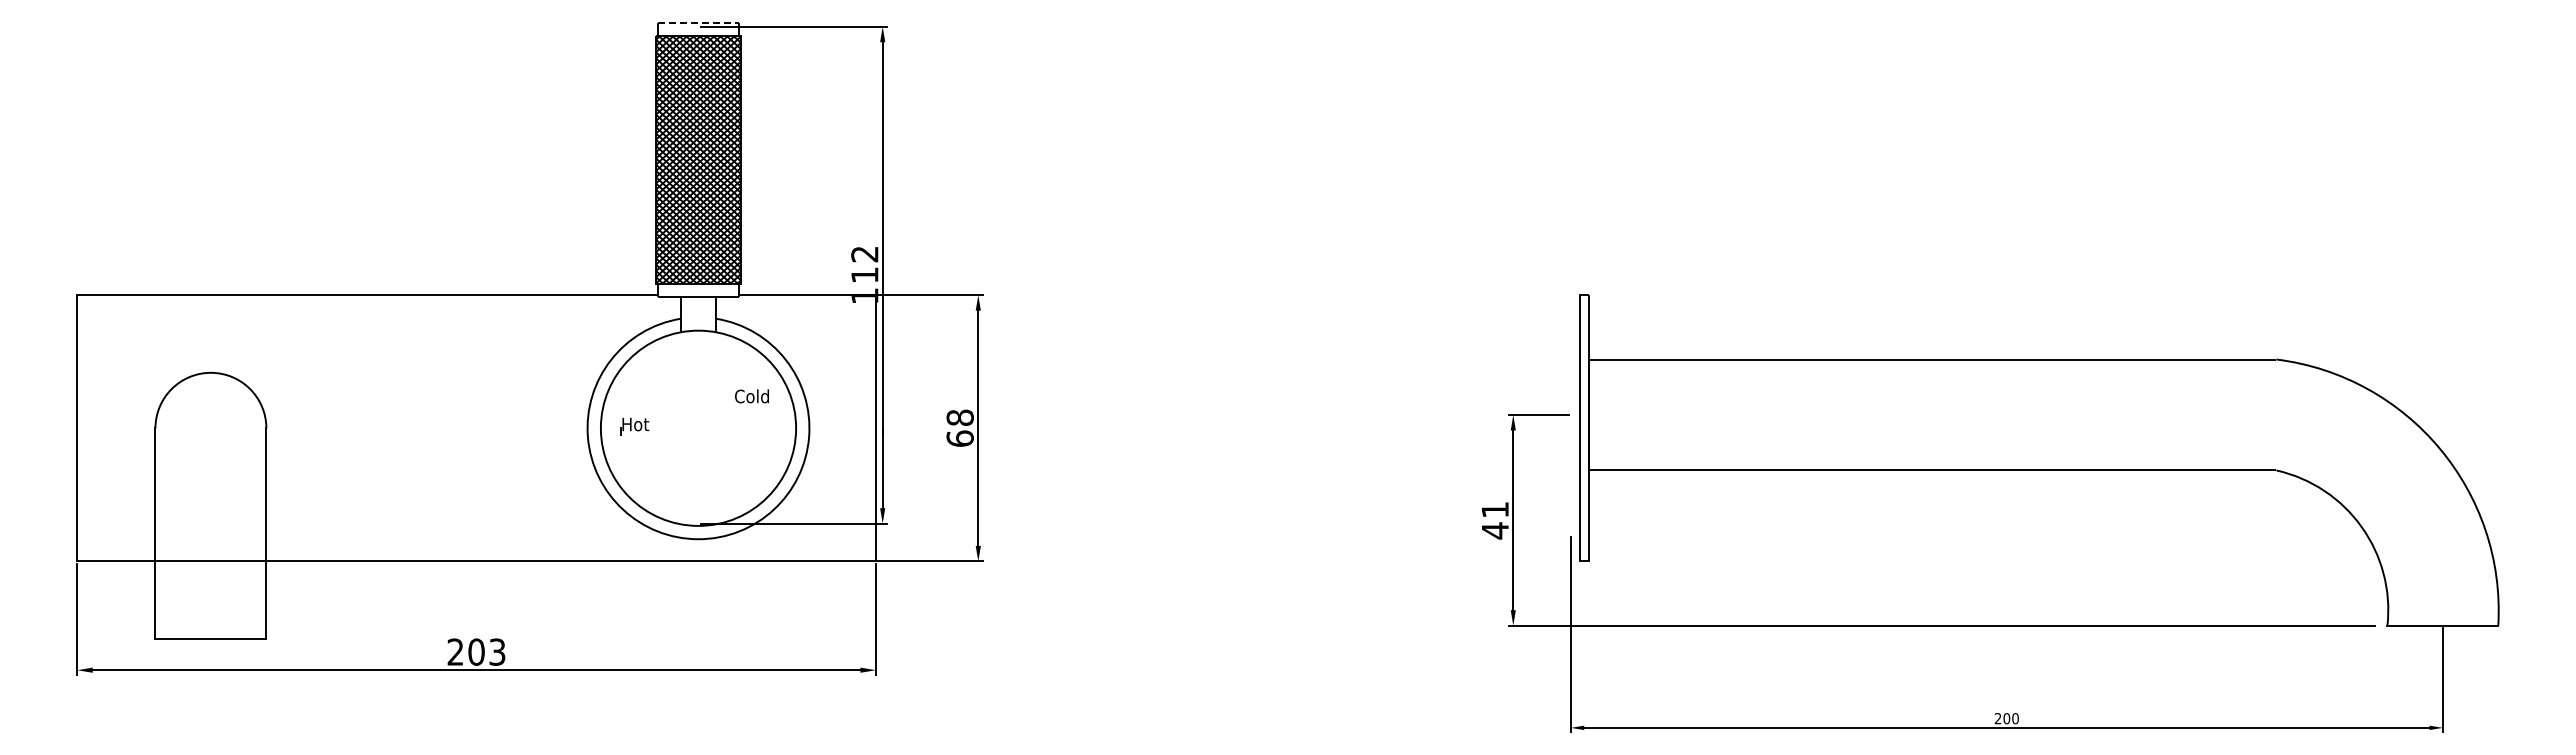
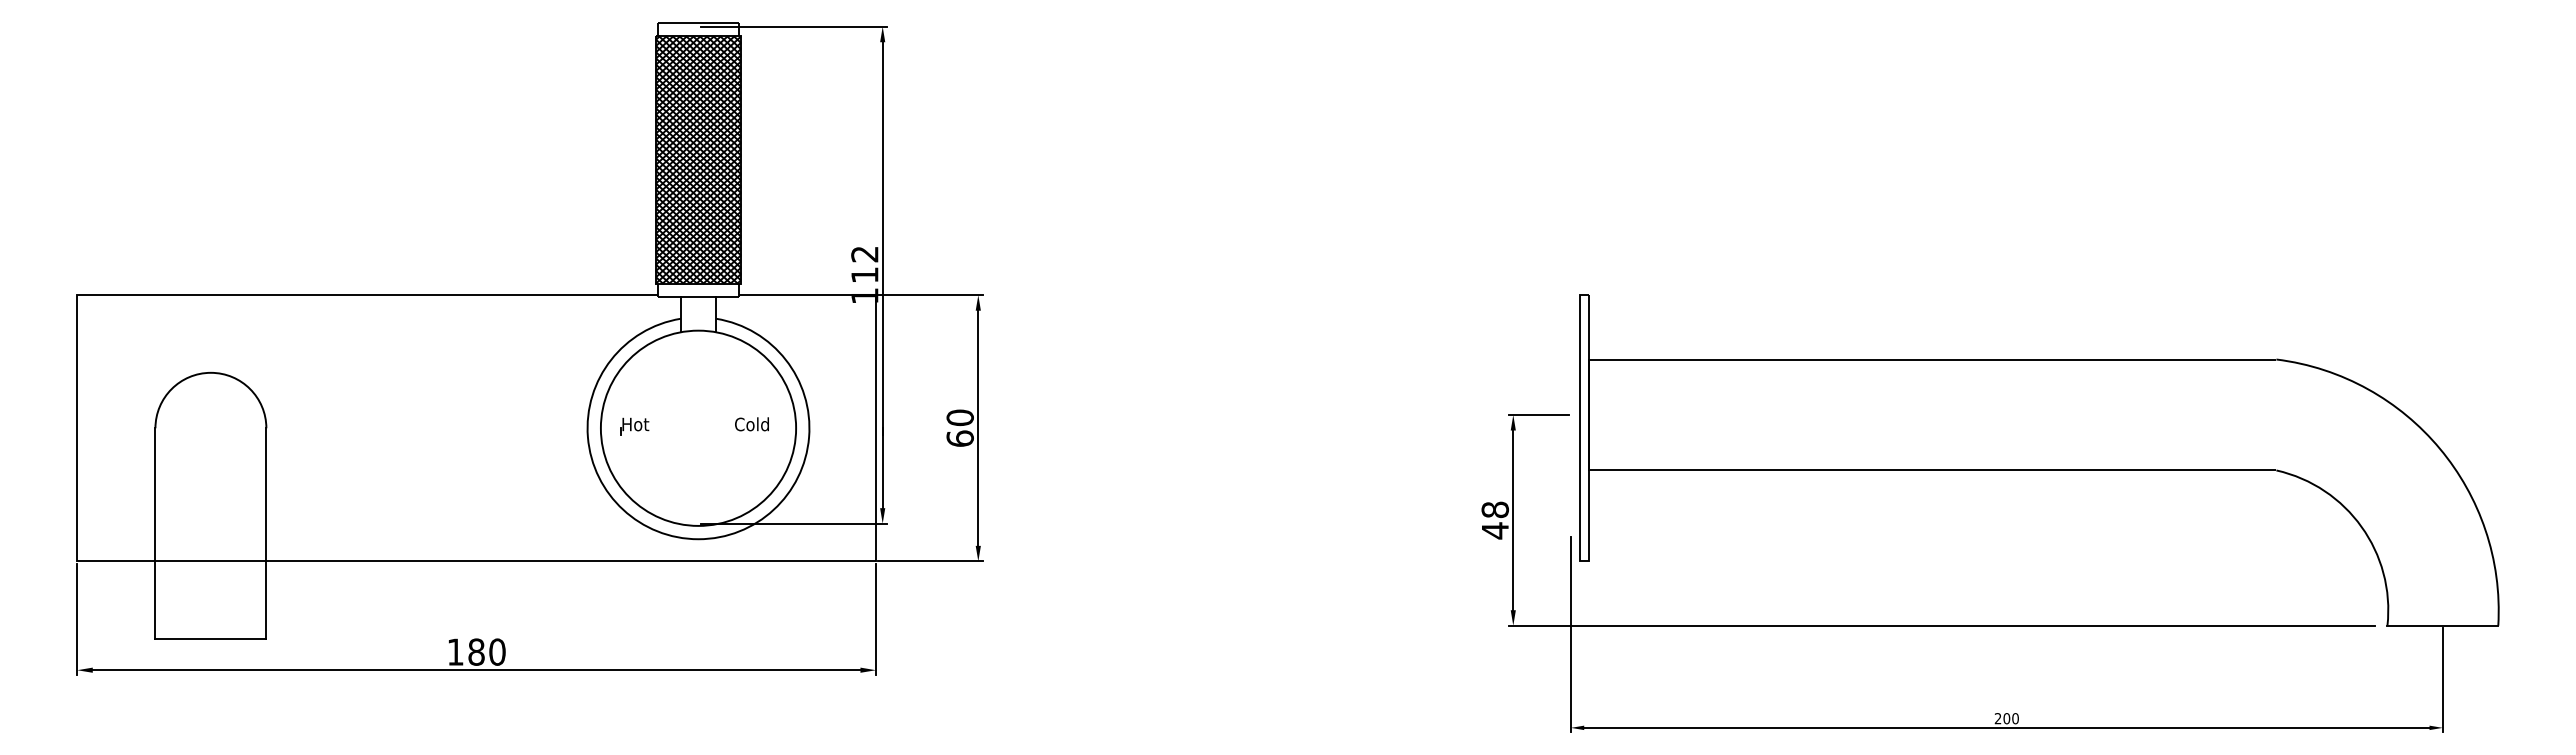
line: dashed -> solid (698, 22)
text position: (751, 396) -> (751, 424) (751, 424)
text: 68 -> 60 (959, 417)
text: 41 -> 48 (1494, 509)
text: 203 -> 180 (476, 651)
